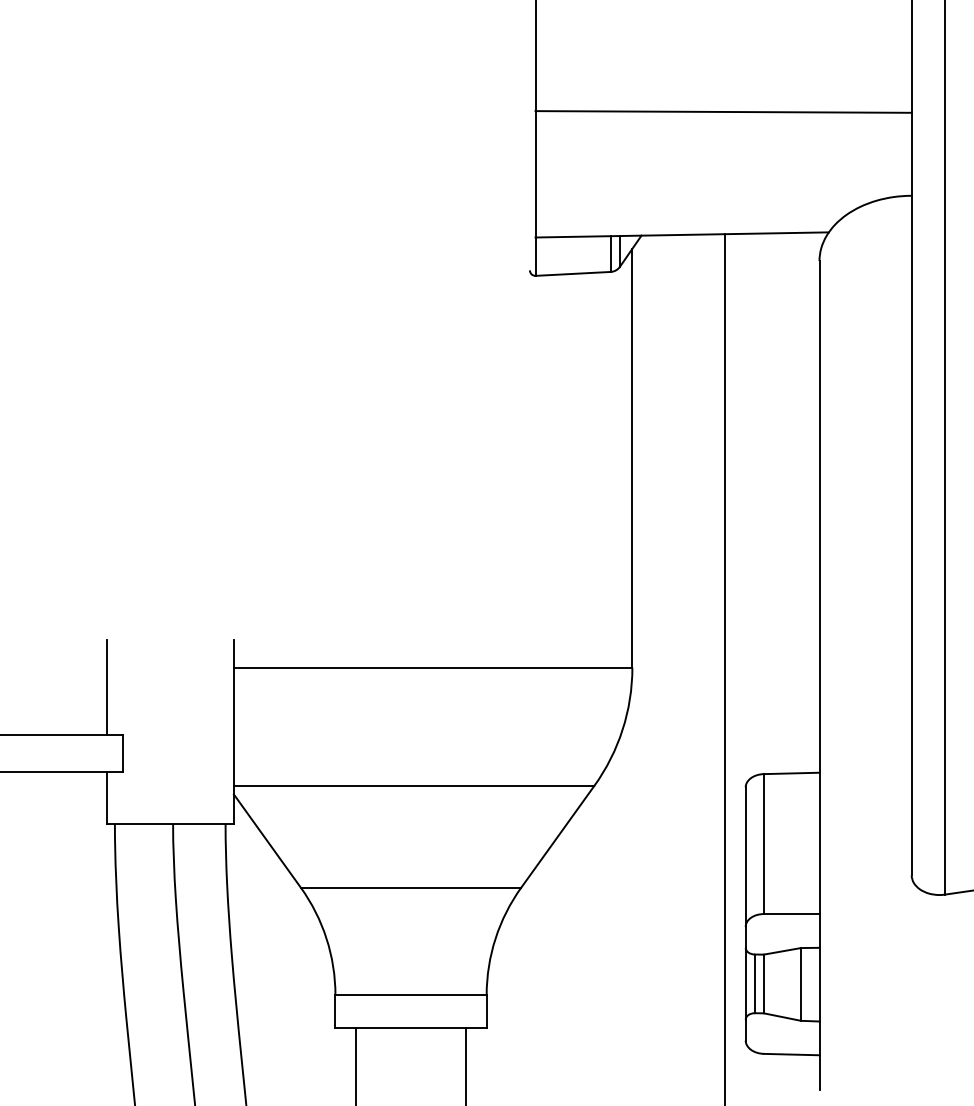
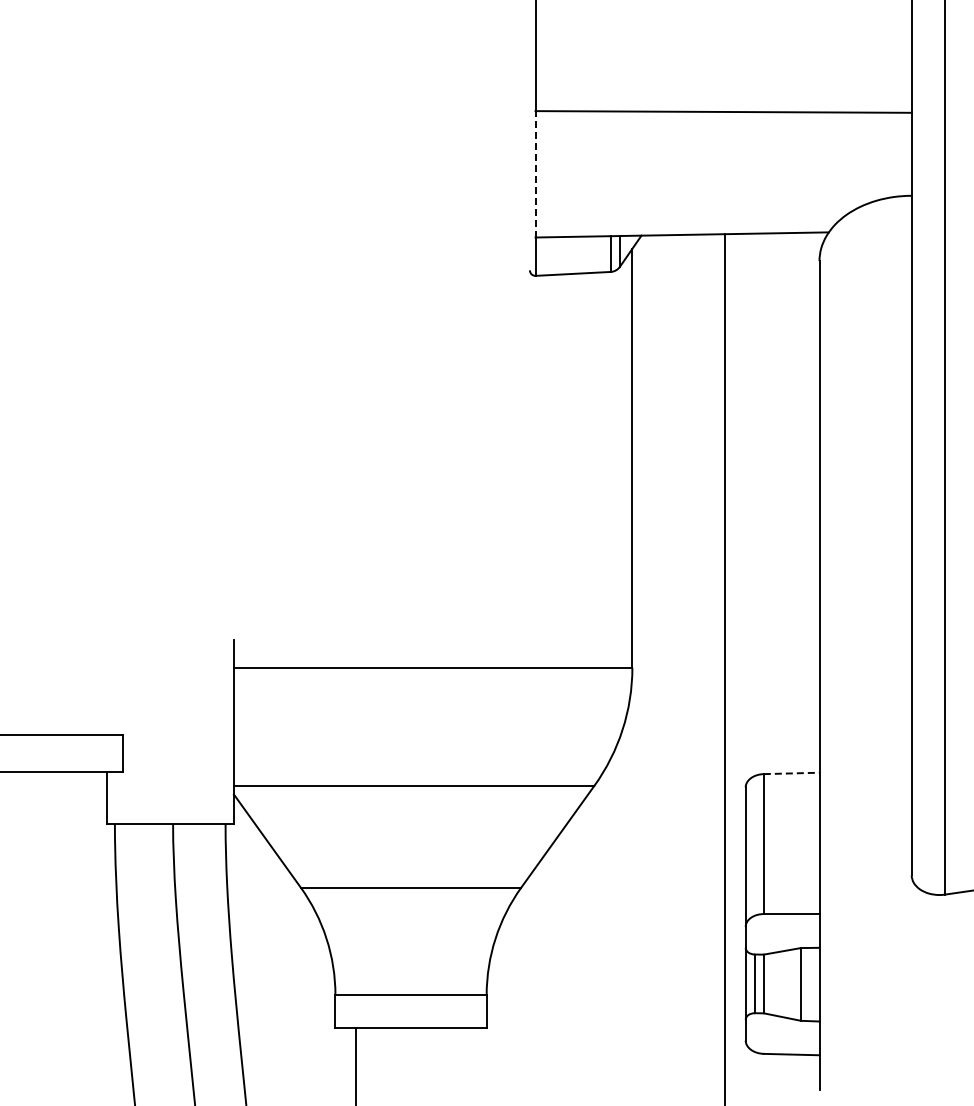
line: solid -> dashed (535, 173)
line: present -> none (106, 687)
line: solid -> dashed (791, 773)
line: present -> none (466, 1065)
